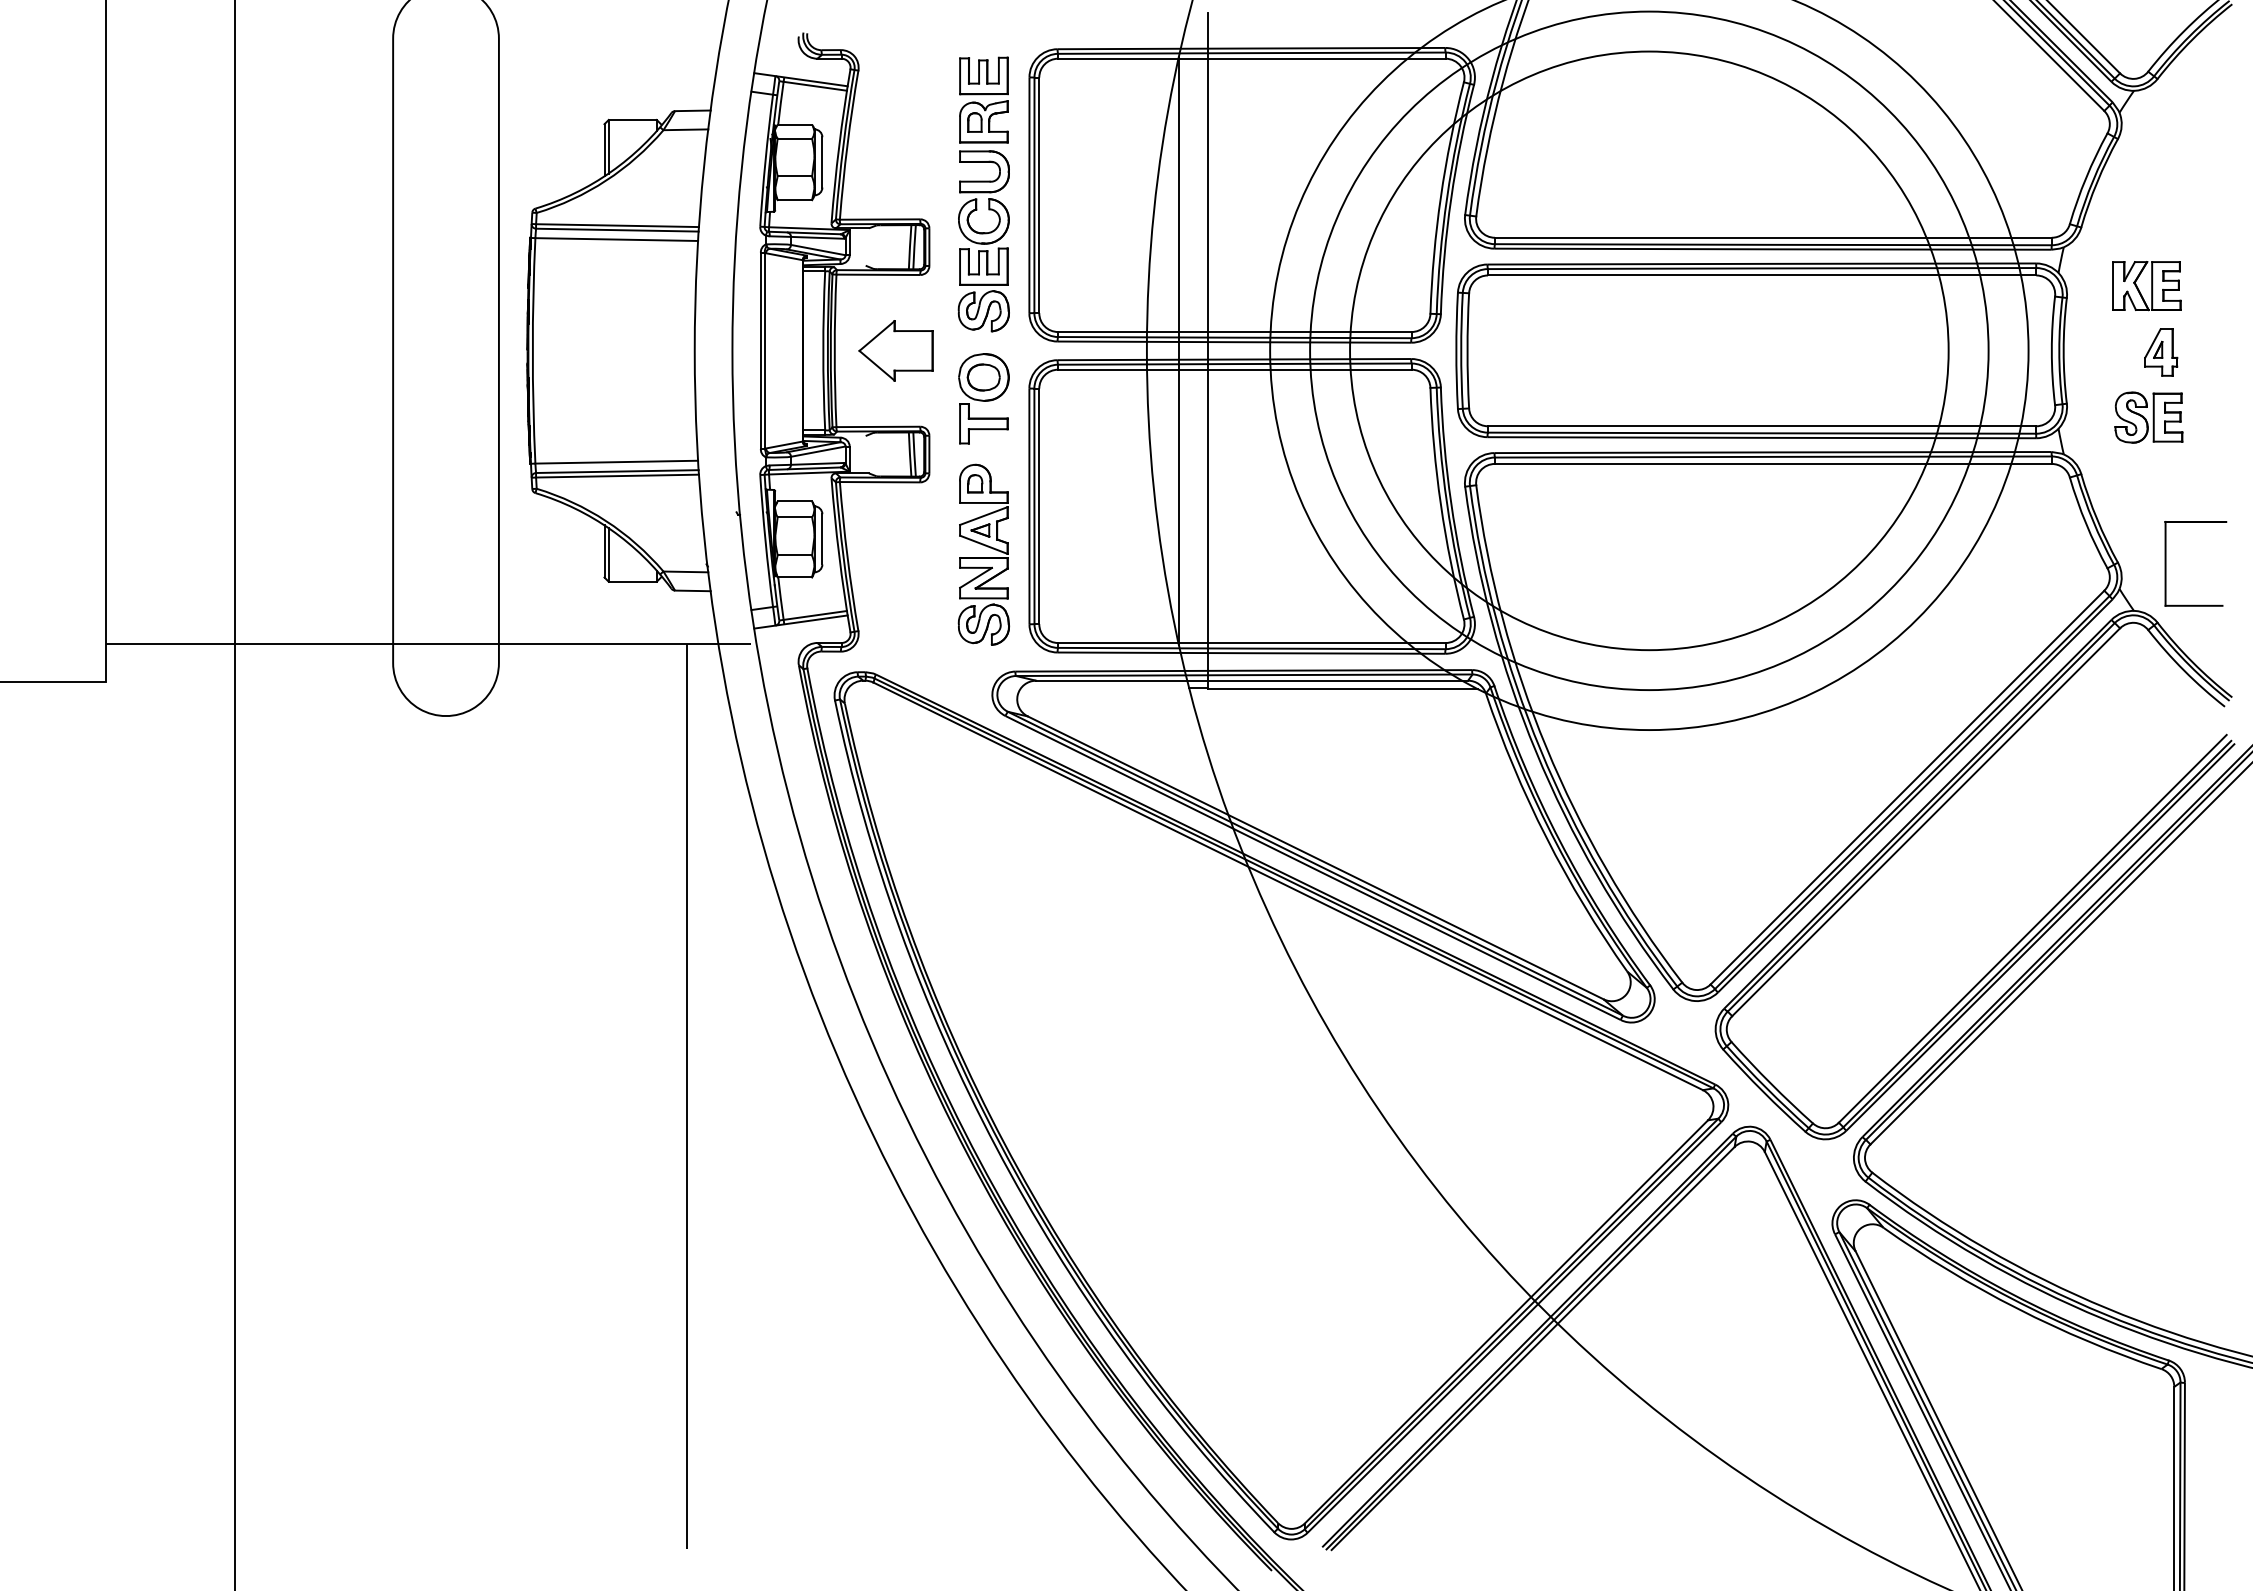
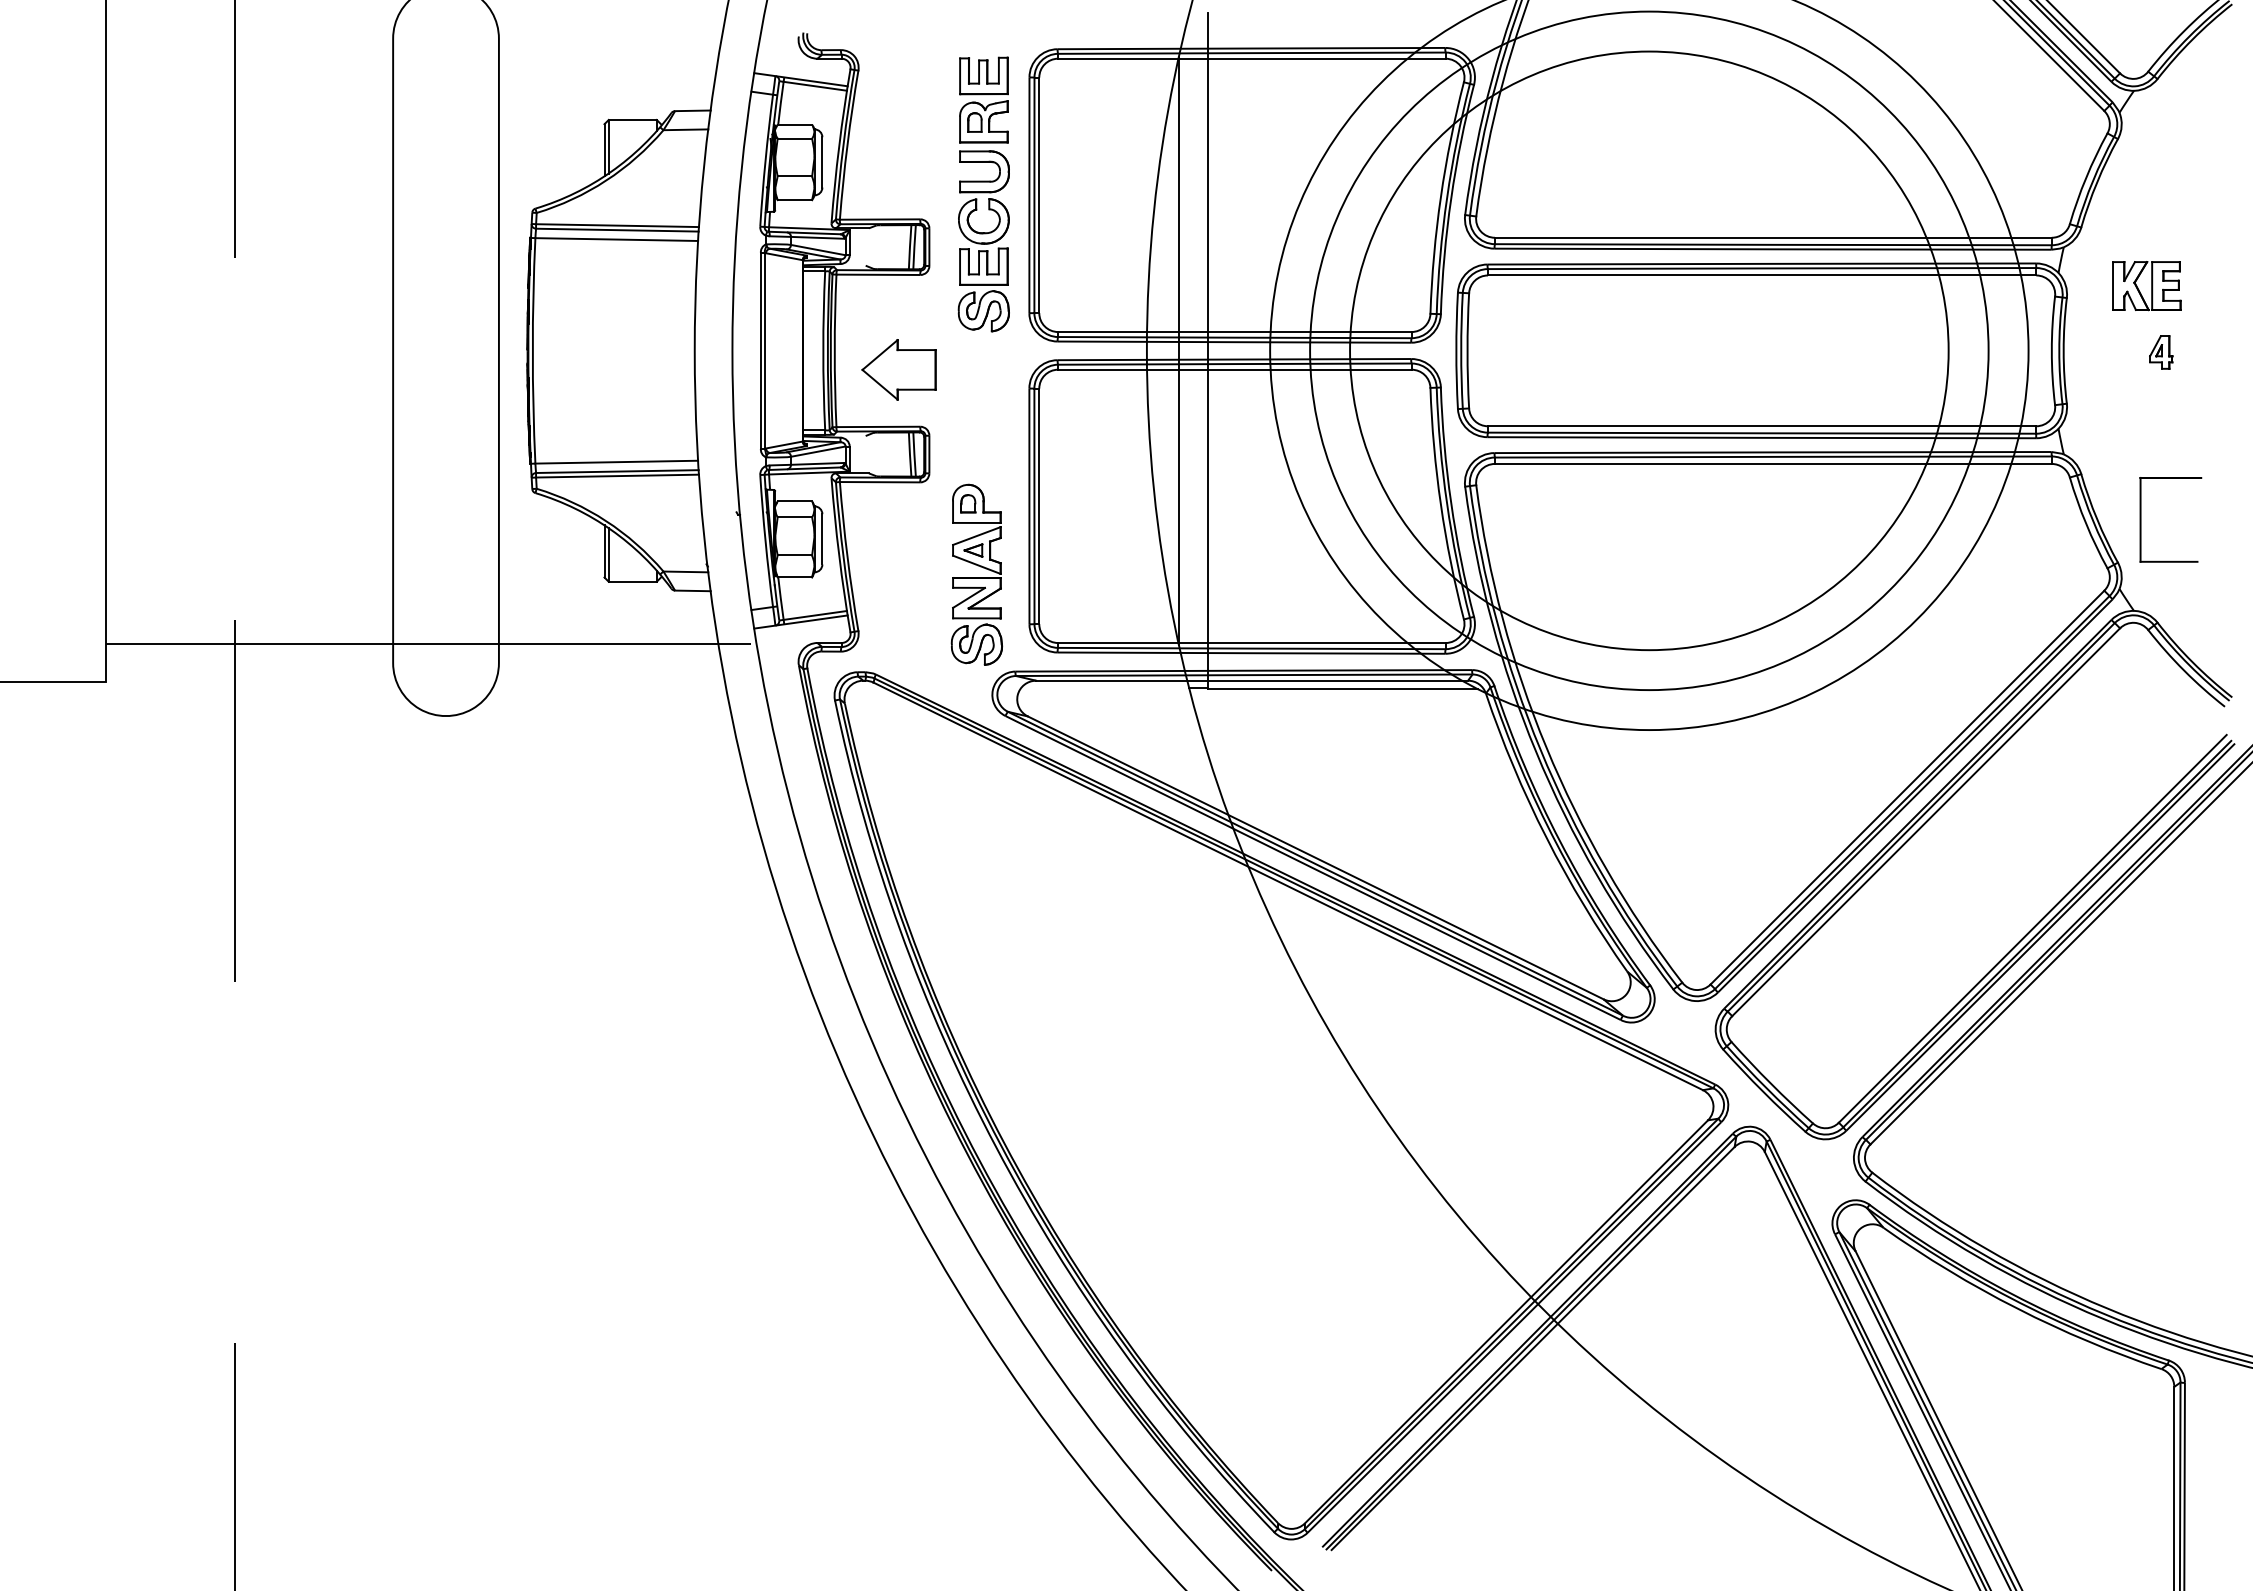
part position: (895, 350) -> (898, 369) (898, 369)
part size: 35x49 px -> 25x35 px (2161, 352)
part: present -> none (983, 398)
part: present -> none (2148, 417)
part position: (983, 554) -> (976, 574) (976, 574)
part position: (2166, 563) -> (2141, 519) (2141, 519)
line: solid -> dashed (234, 795)
line: present -> none (687, 1115)
